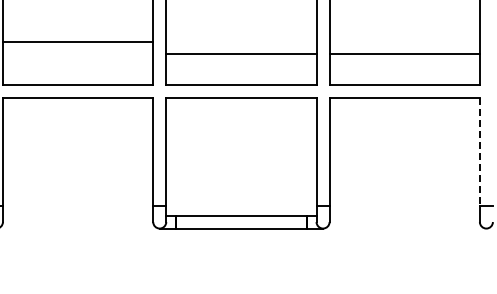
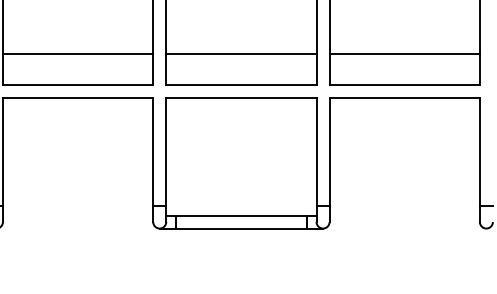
line position: (77, 42) -> (77, 54) (77, 54)
line: dashed -> solid (479, 151)
